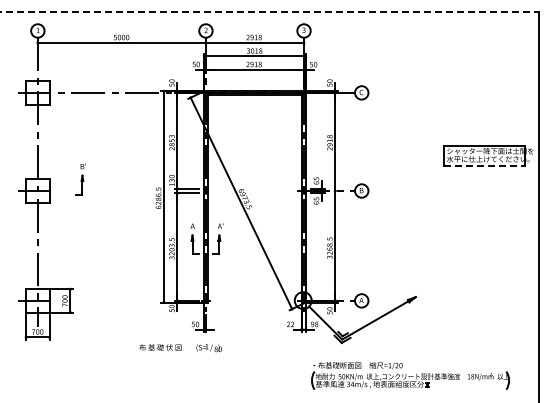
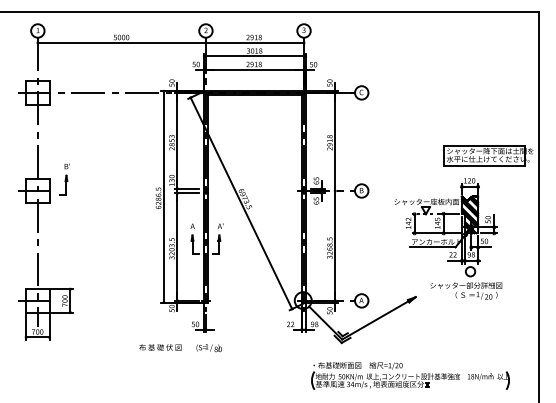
line: dashed -> solid (270, 11)
line: dashed -> solid (484, 166)
part position: (80, 179) -> (64, 179) (64, 179)
part: none -> present (448, 238)
